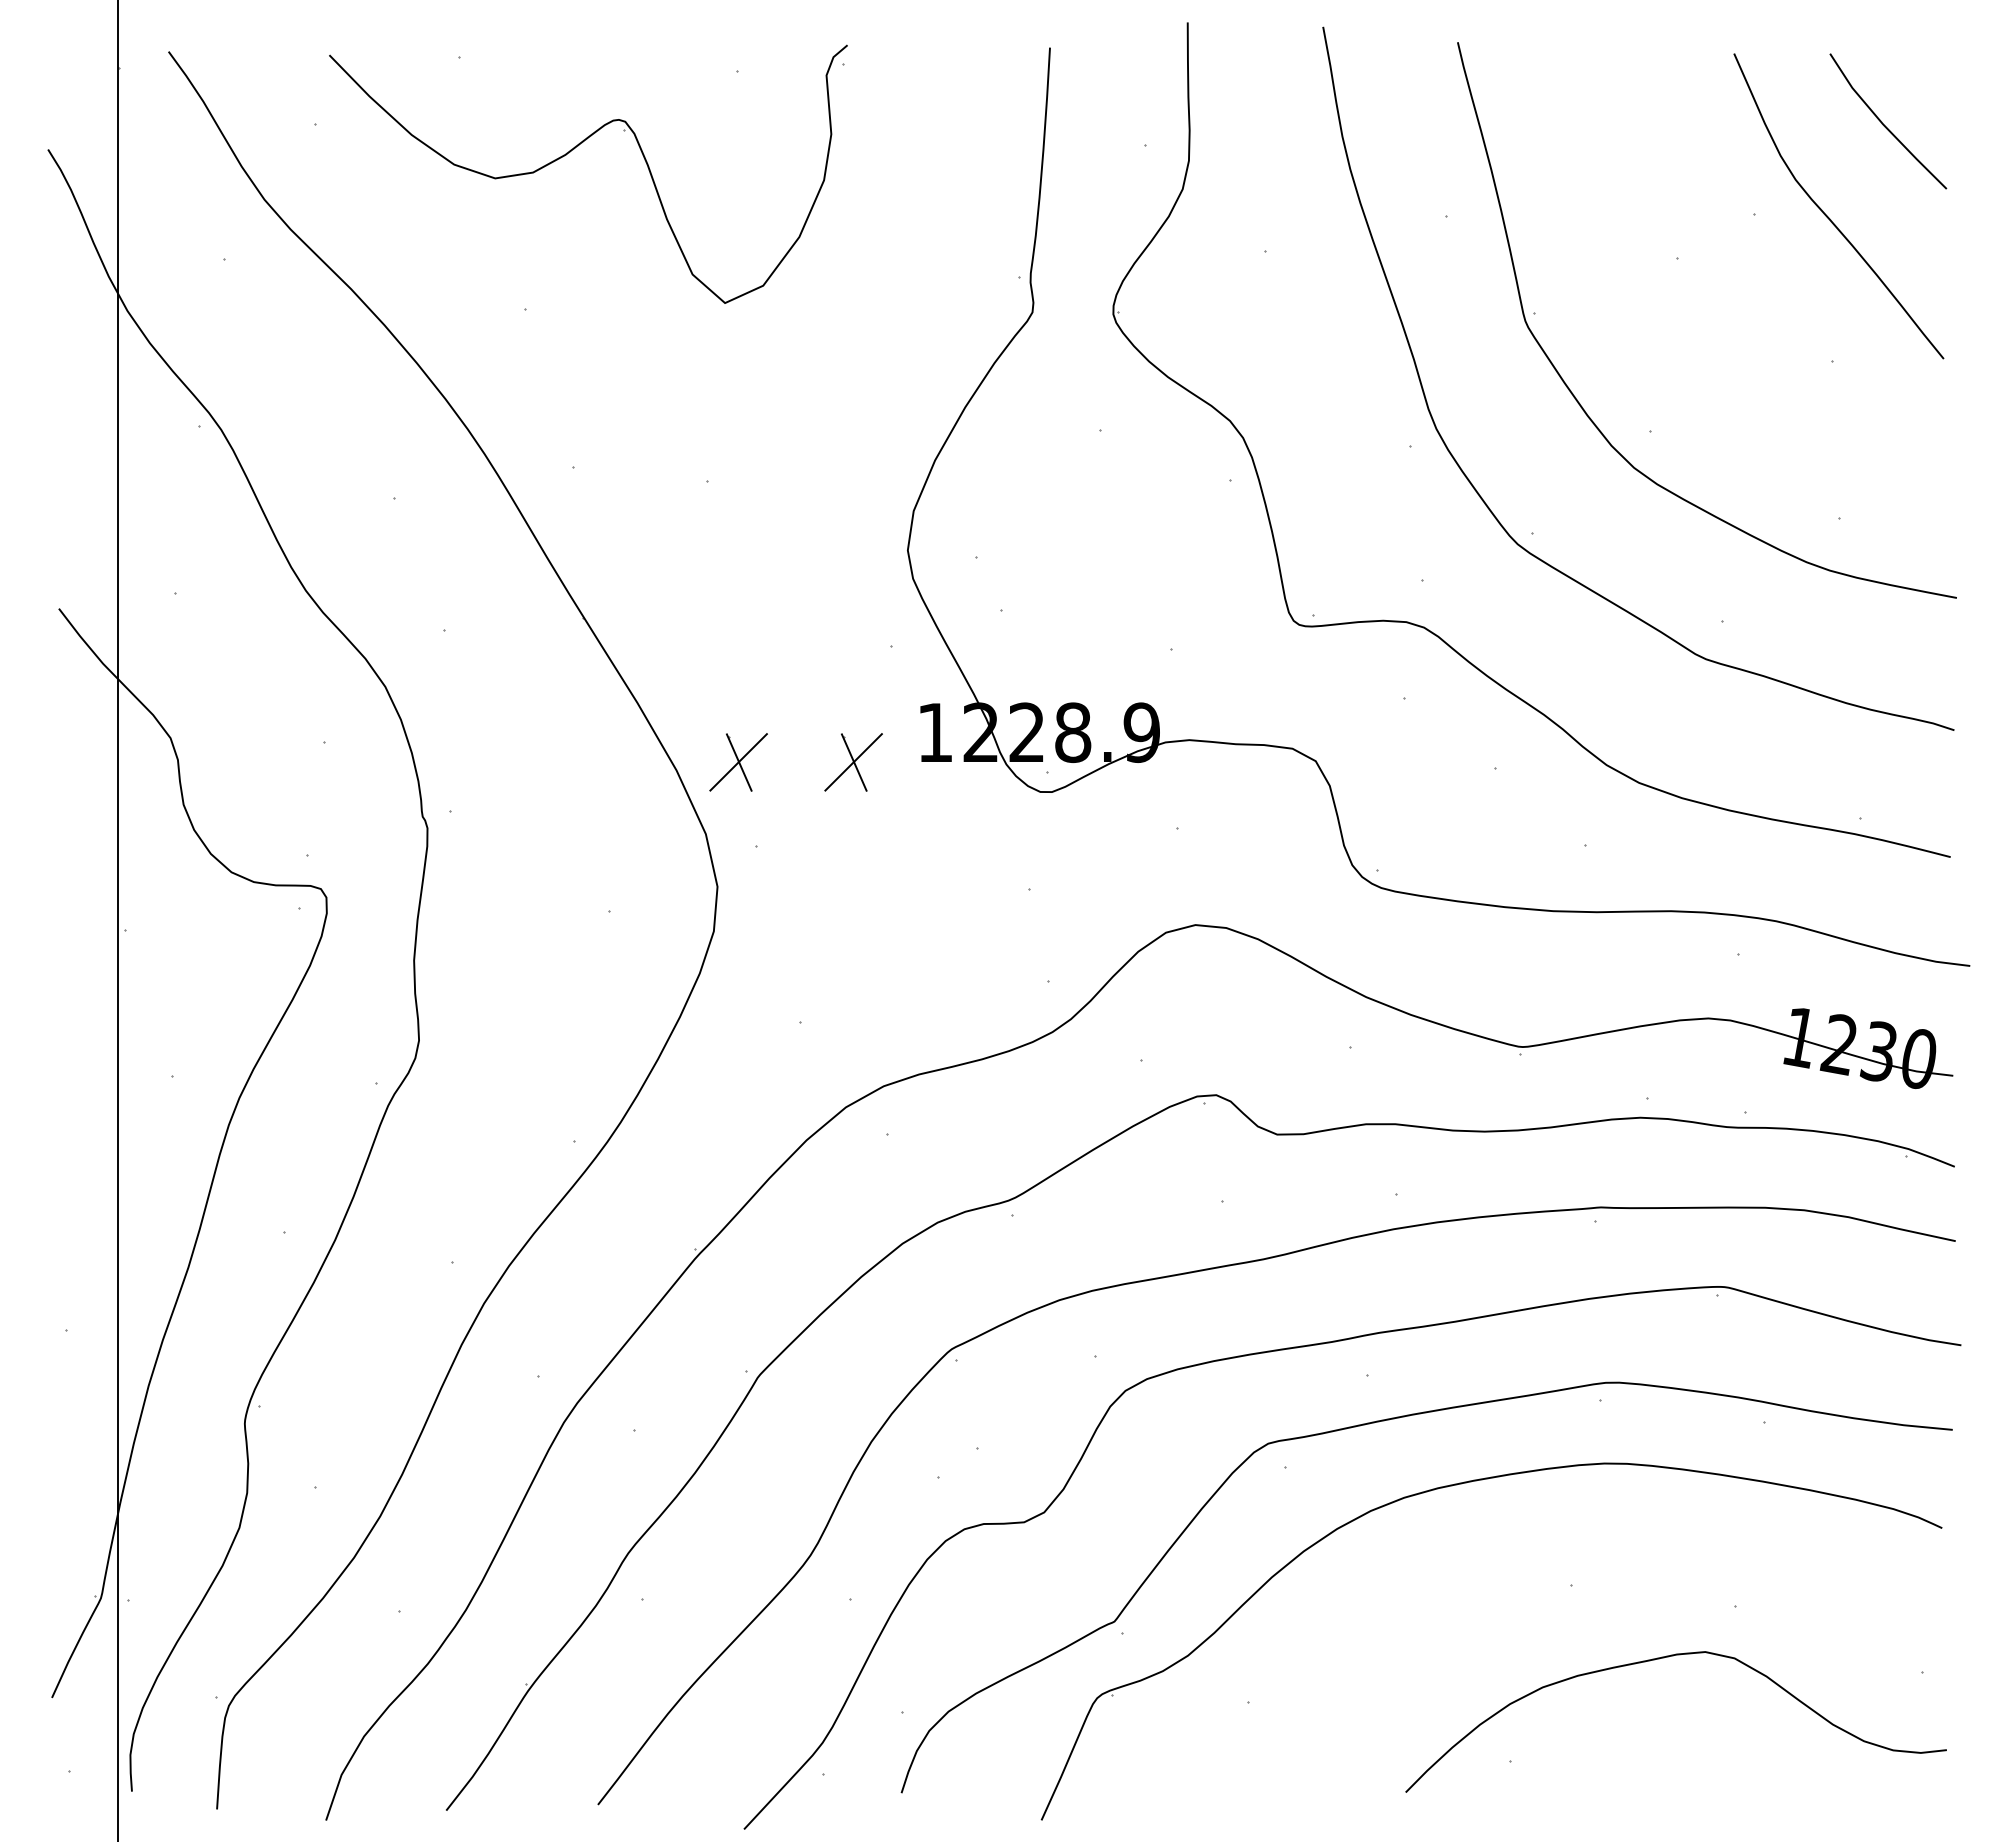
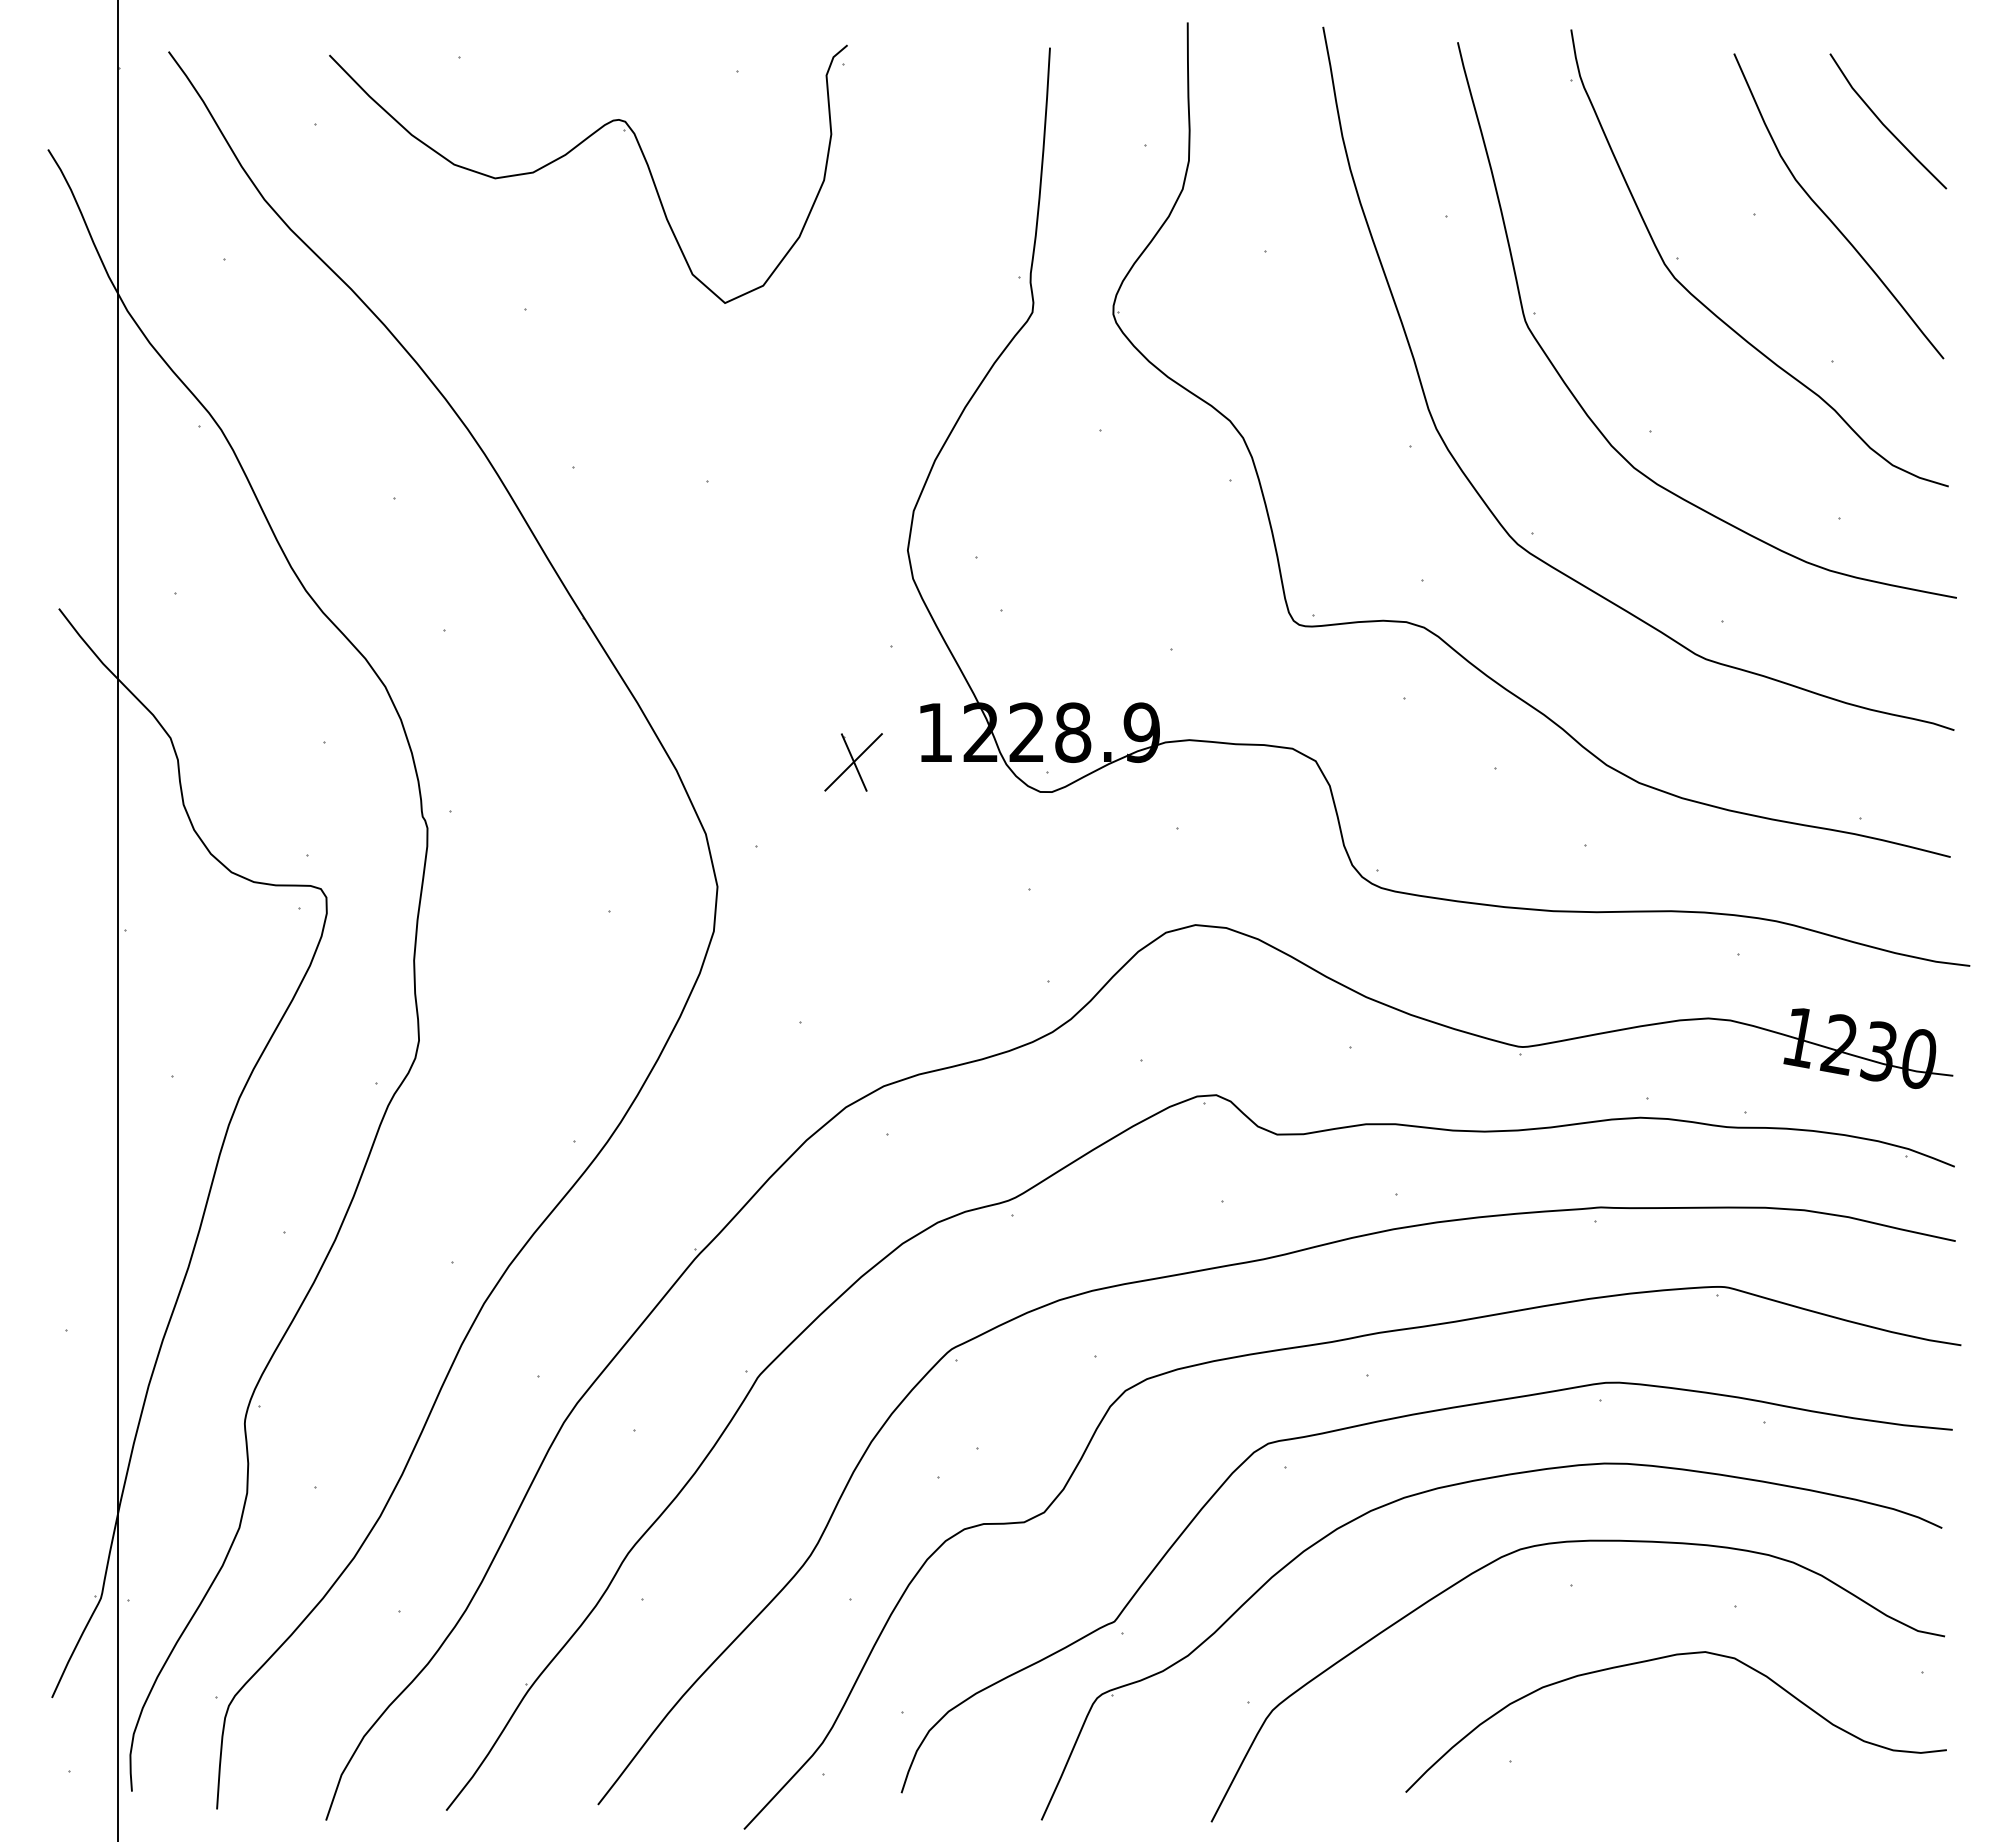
part: none -> present (1716, 314)
part: present -> none (738, 762)
curve: none -> present (1562, 1543)
